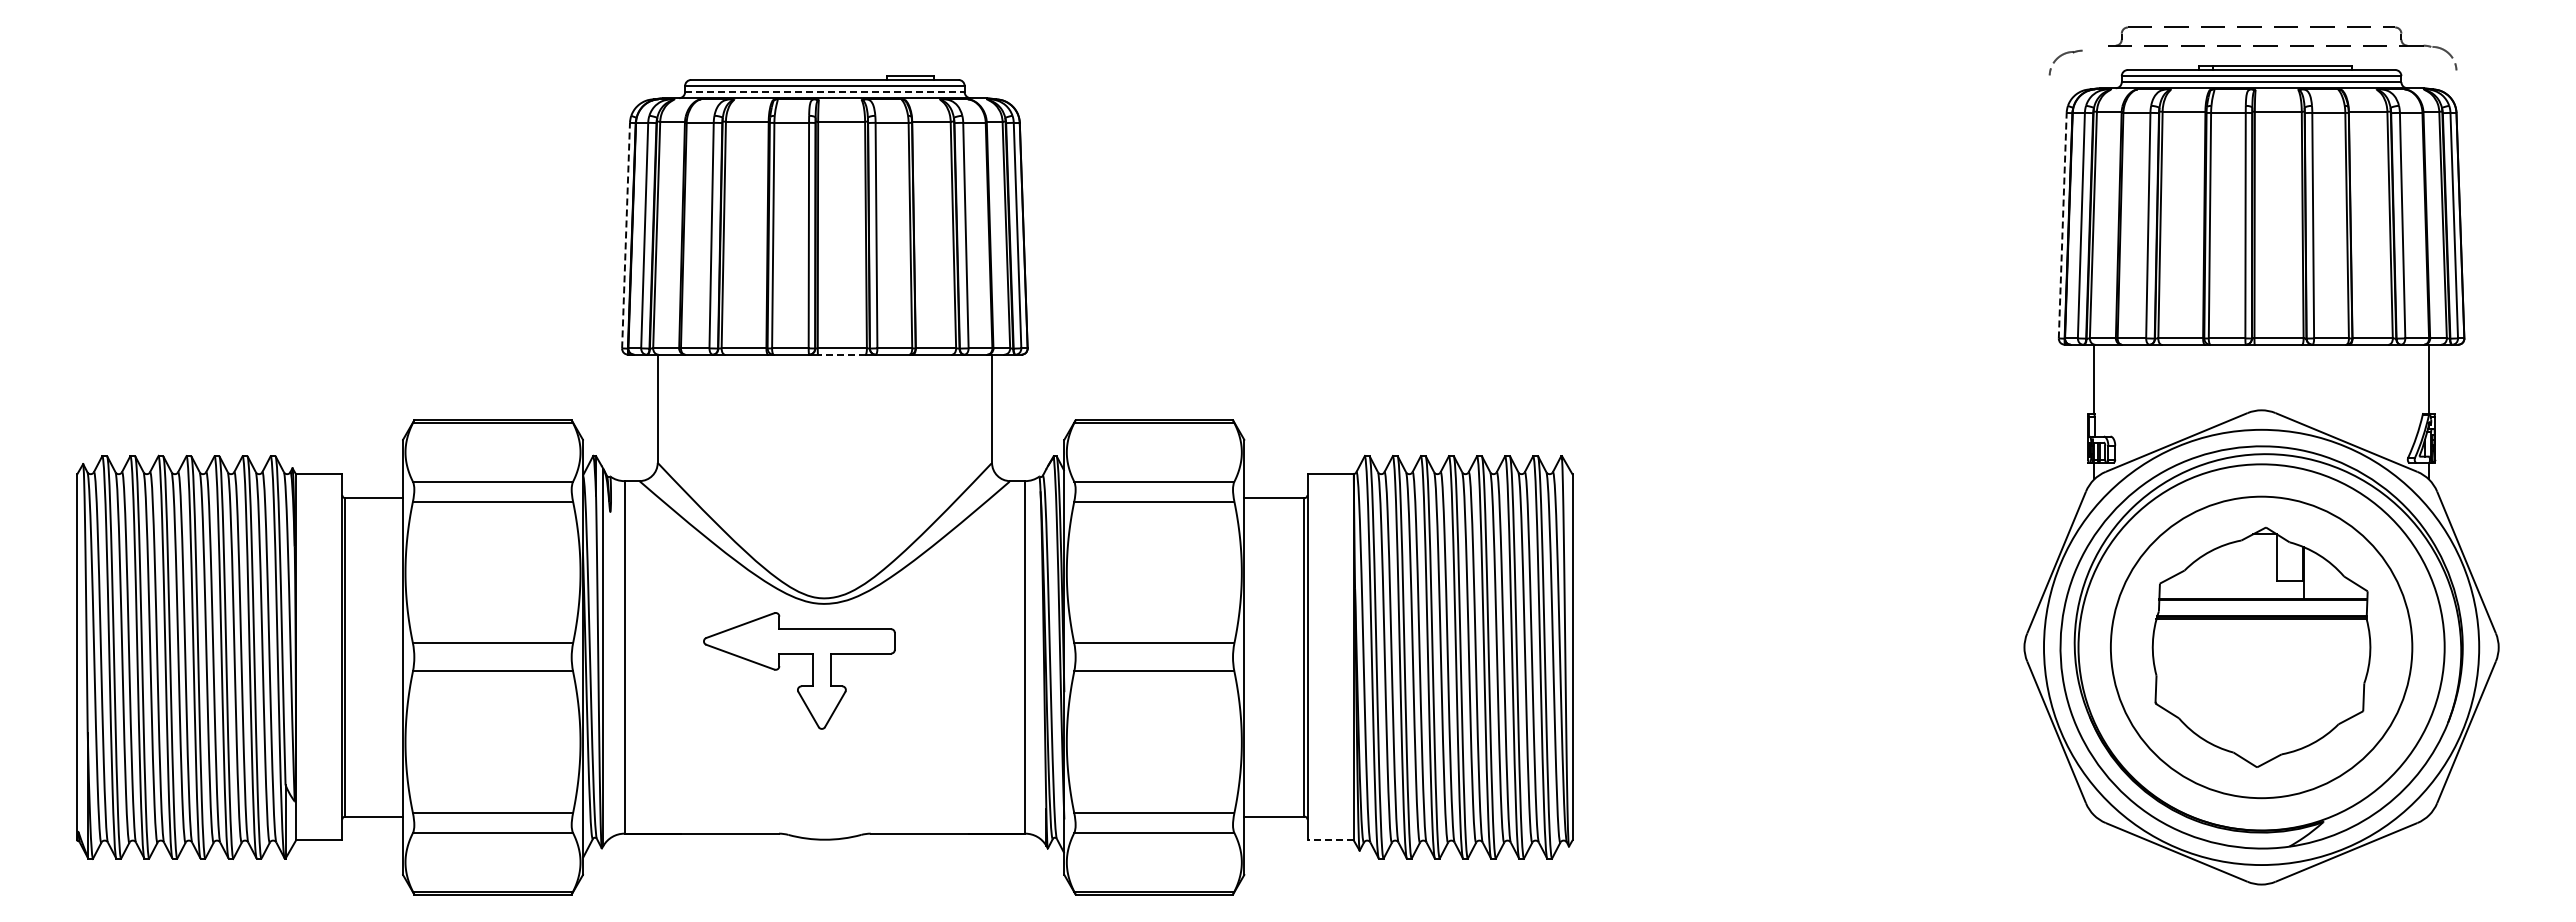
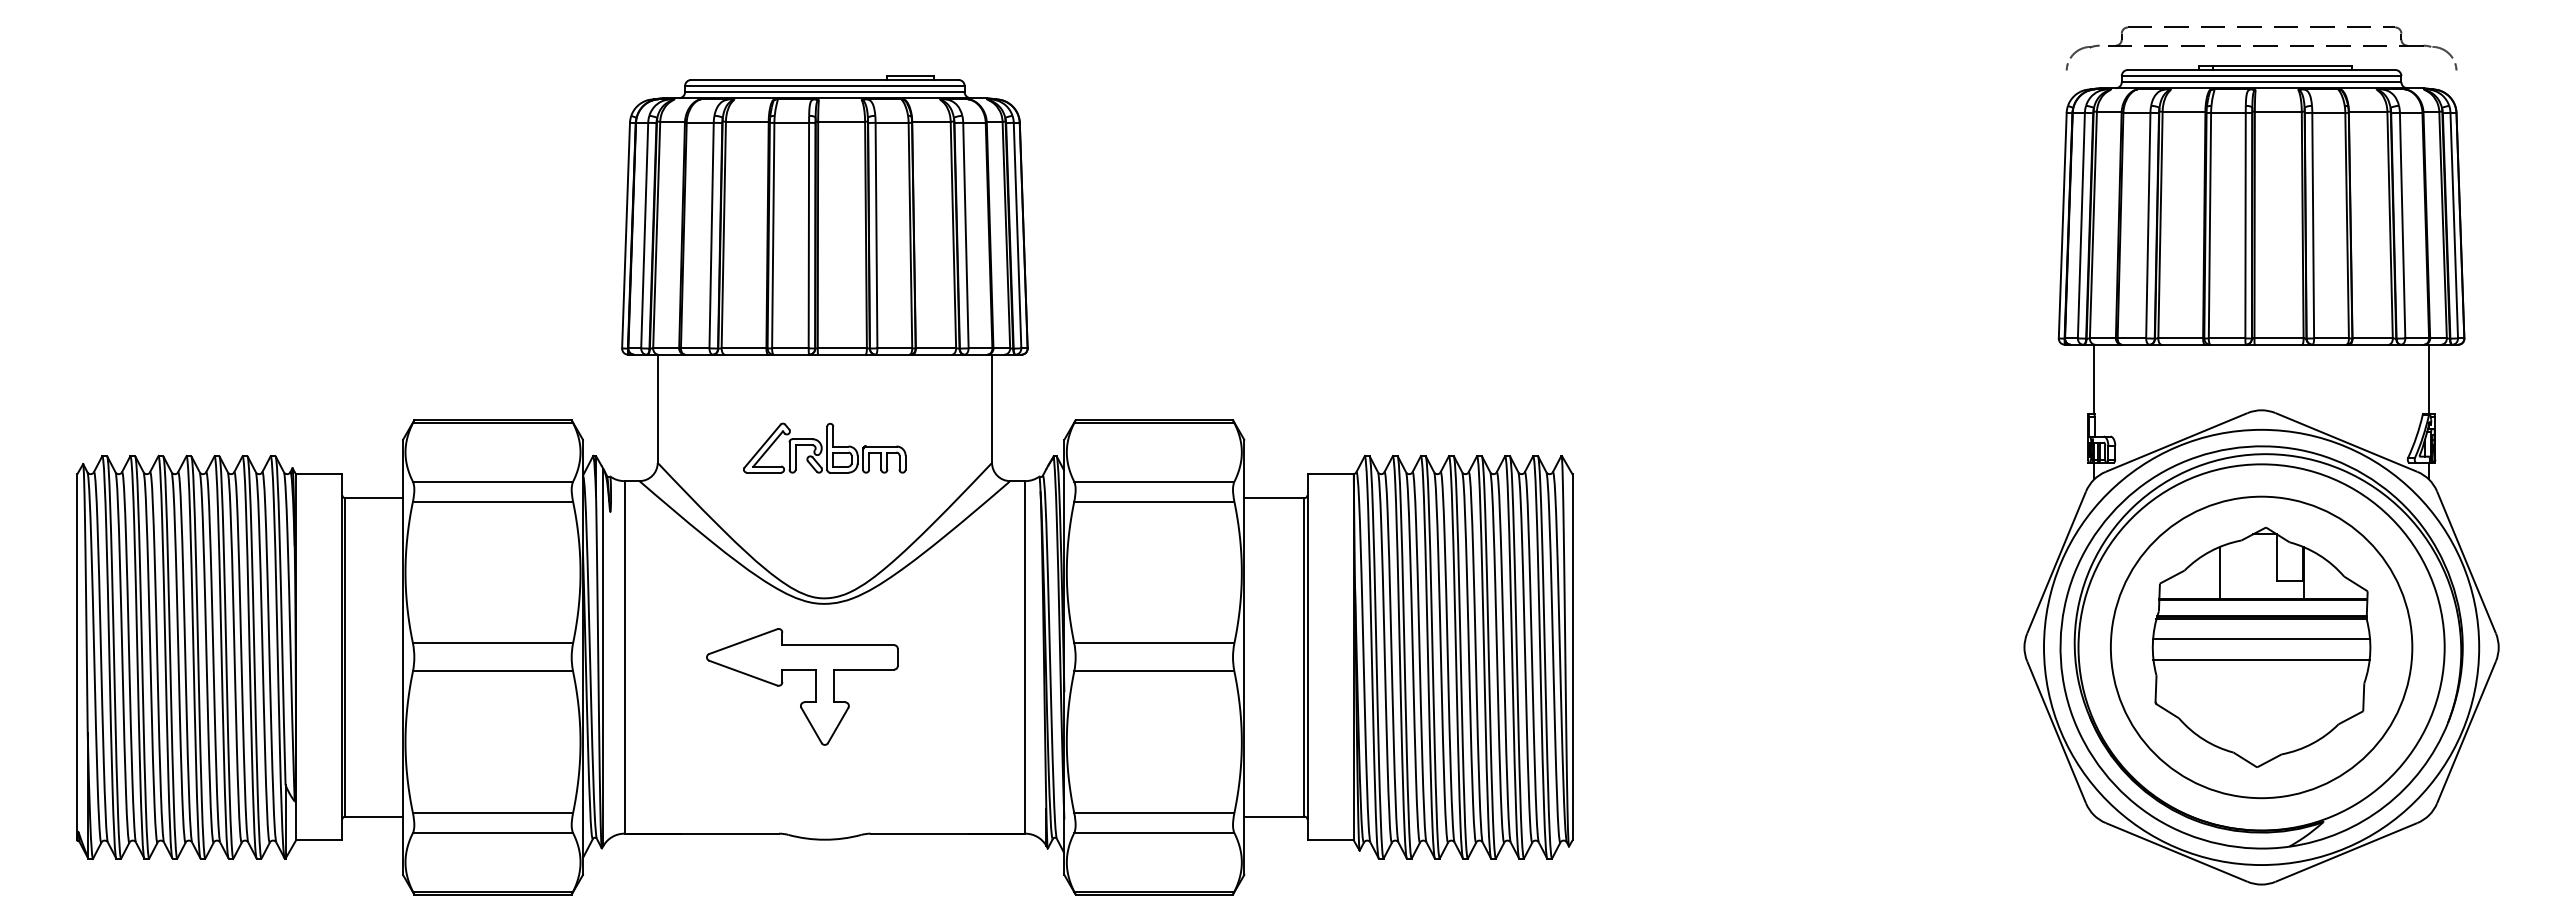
part position: (2060, 57) -> (2077, 52) (2077, 52)
line: dashed -> solid (824, 92)
line: dashed -> solid (2062, 225)
line: dashed -> solid (626, 235)
line: dashed -> solid (841, 354)
part: none -> present (824, 447)
line: none -> present (2219, 572)
line: none -> present (2261, 638)
line: none -> present (2261, 659)
part position: (812, 670) -> (815, 686) (815, 686)
line: dashed -> solid (1330, 840)
